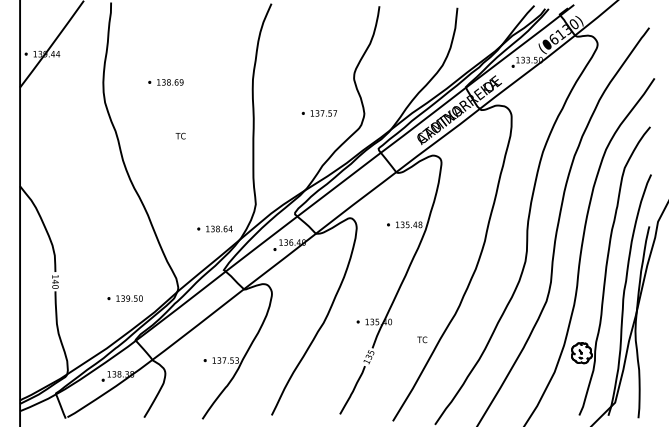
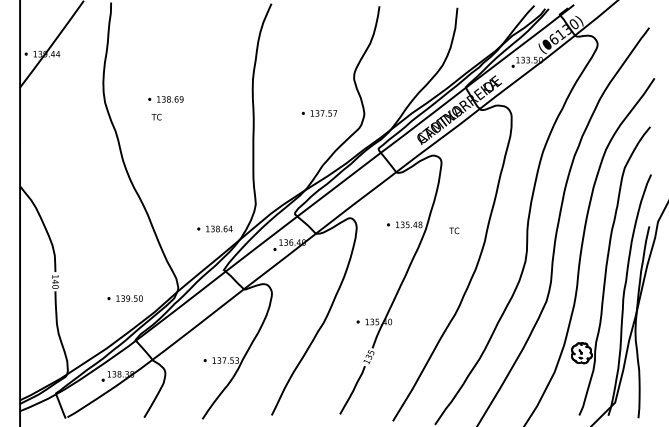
part position: (165, 82) -> (165, 99) (165, 99)
text position: (180, 135) -> (156, 116) (156, 116)
text position: (422, 339) -> (454, 230) (454, 230)
